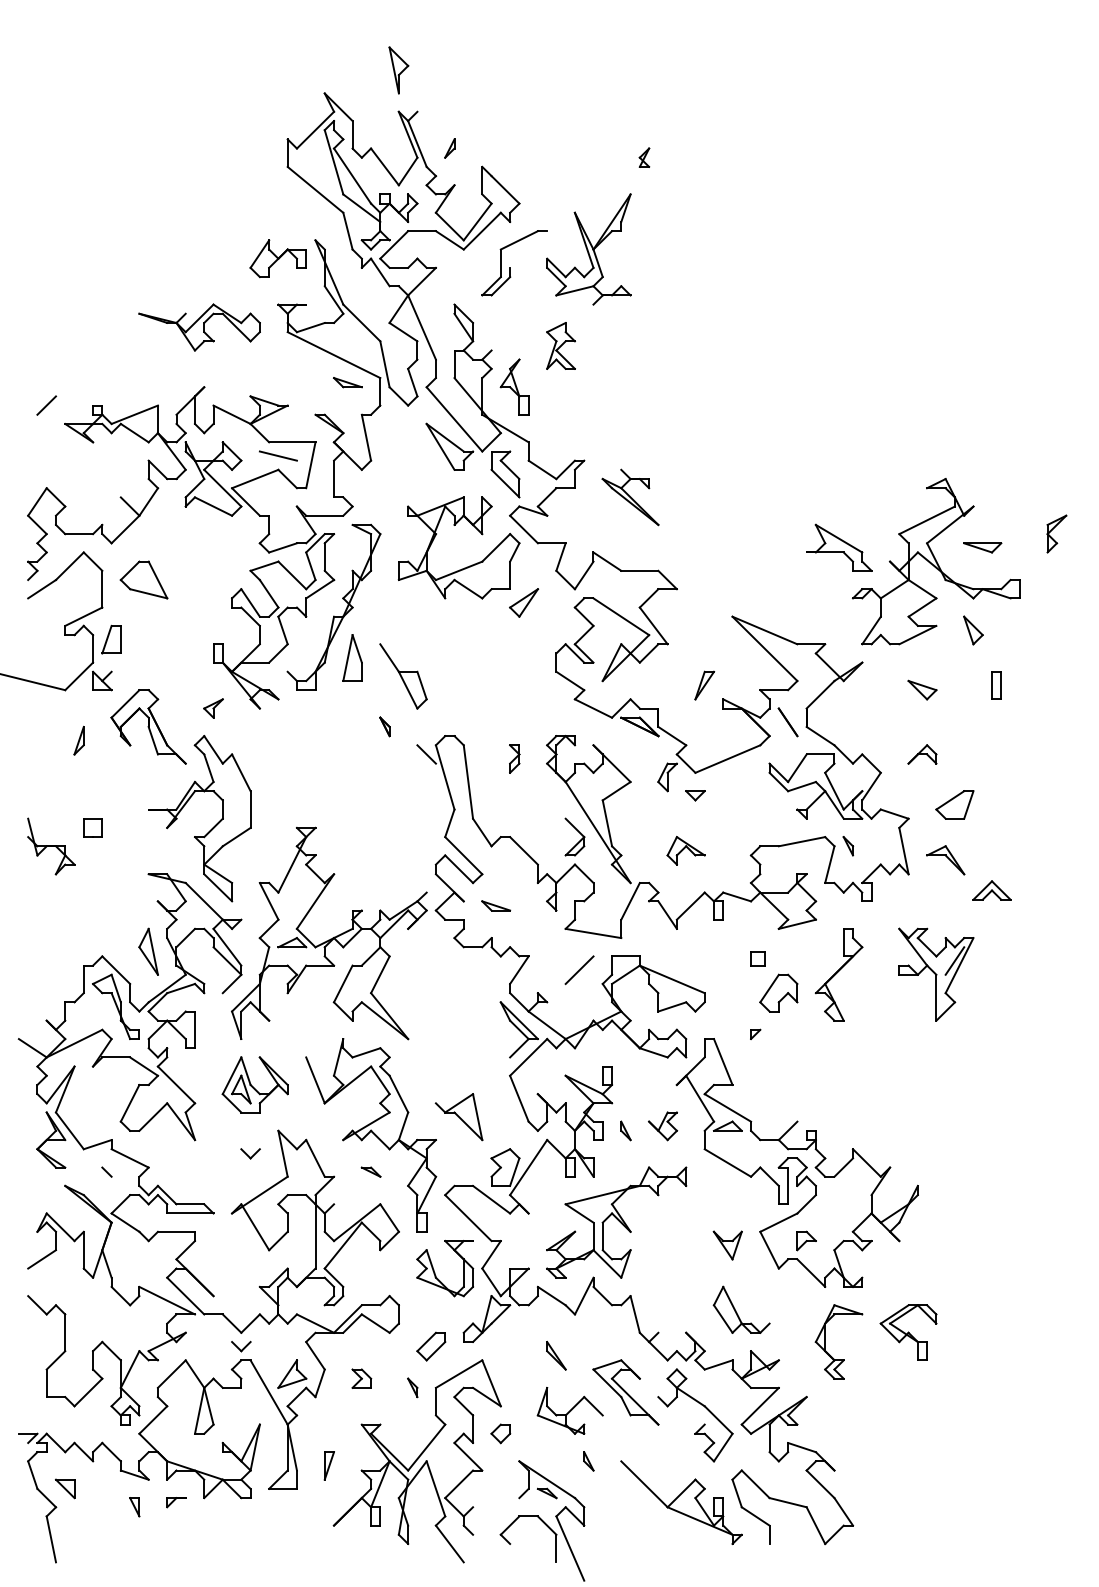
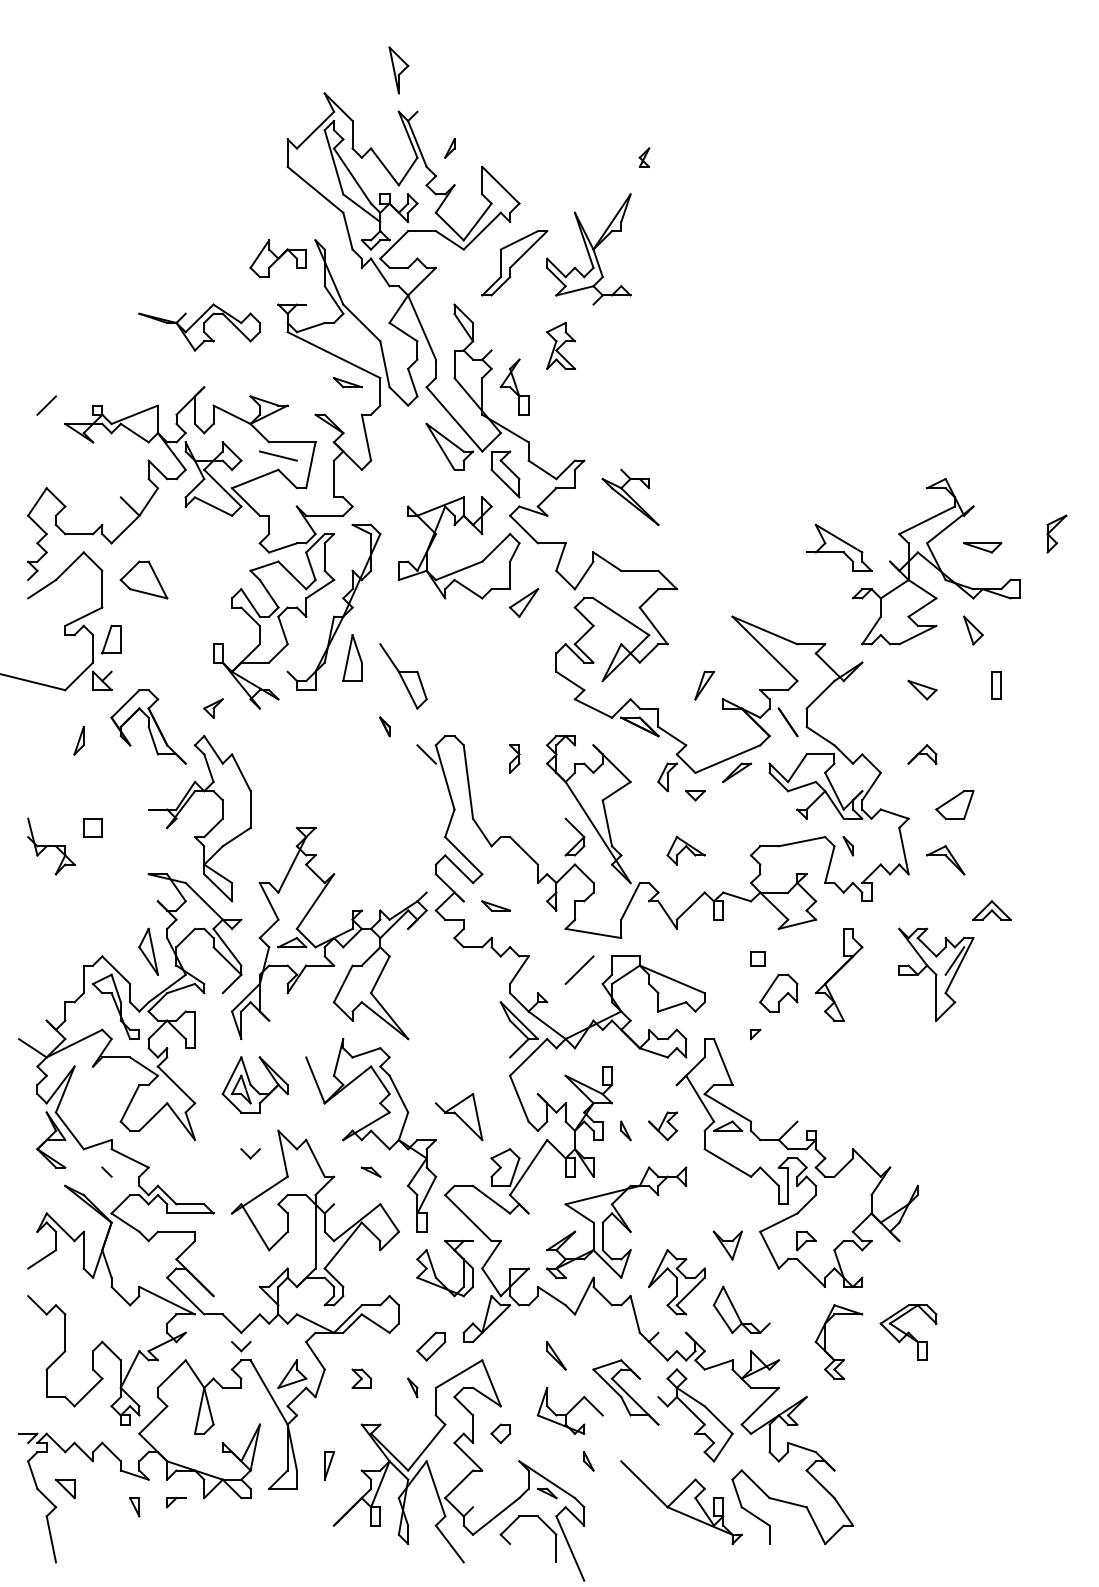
line: none -> present (528, 249)
part: none -> present (737, 772)
part position: (991, 890) -> (991, 910) (991, 910)
part: none -> present (676, 1282)
line: none -> present (690, 1410)
line: none -> present (496, 1516)
